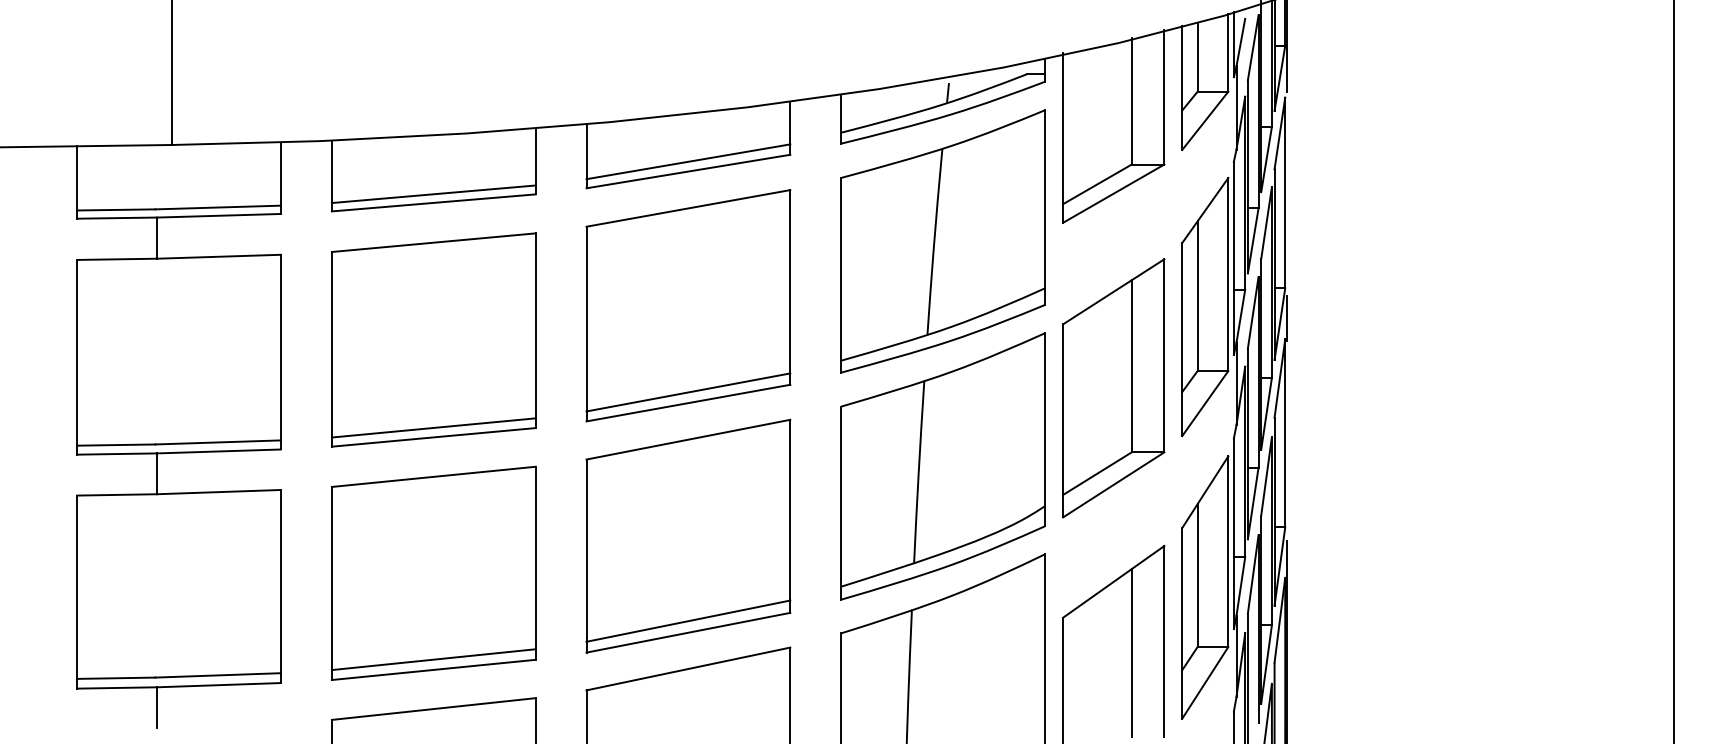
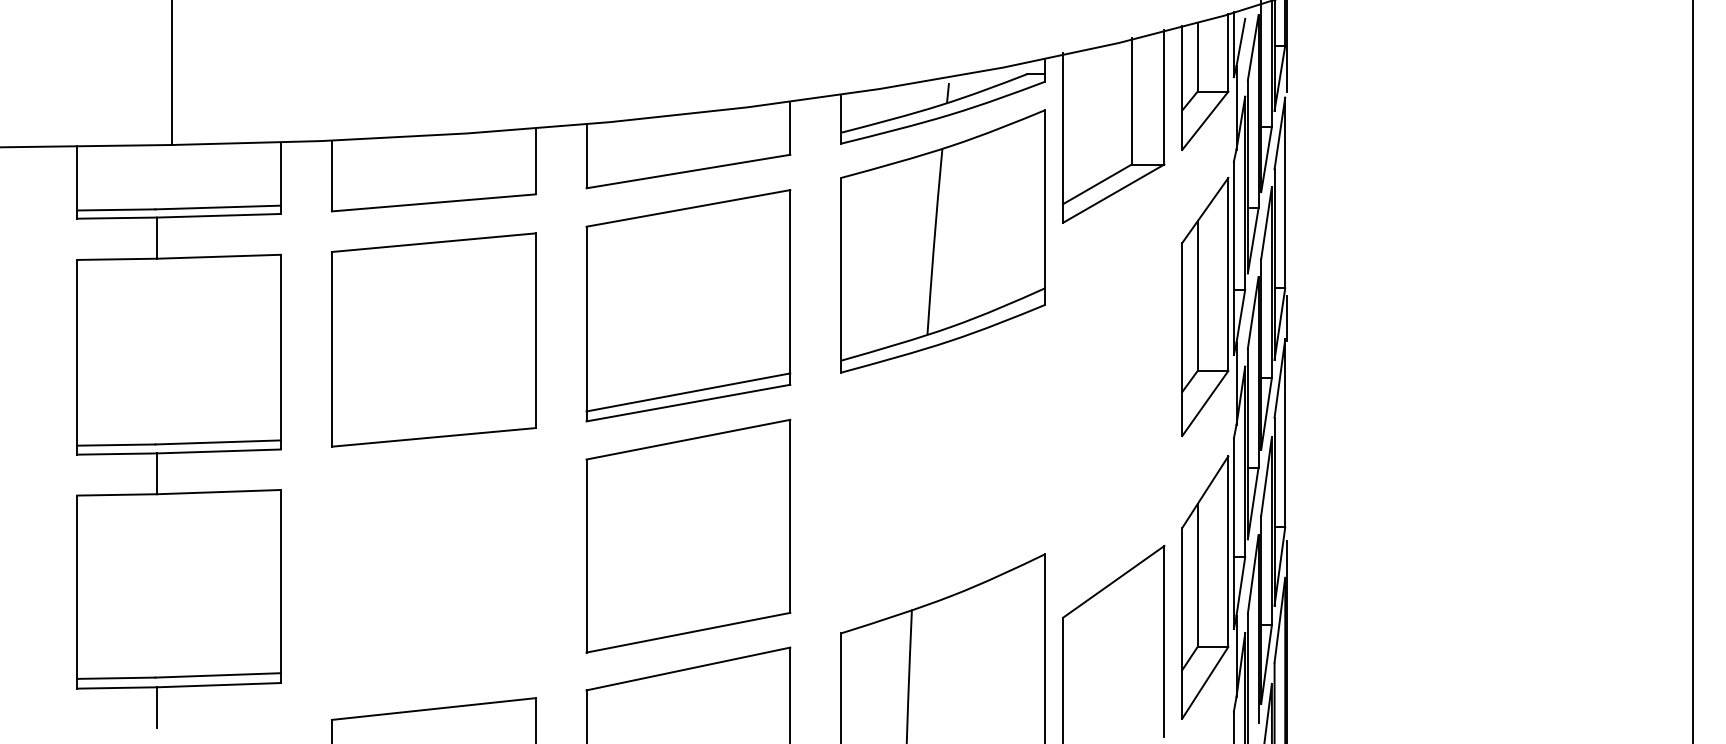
line: present -> none (688, 161)
line: present -> none (433, 194)
line position: (1674, 371) -> (1693, 371) (1693, 371)
part: present -> none (1113, 388)
line: present -> none (433, 427)
part: present -> none (942, 466)
part: present -> none (433, 572)
line: present -> none (688, 620)
line: present -> none (1131, 652)
